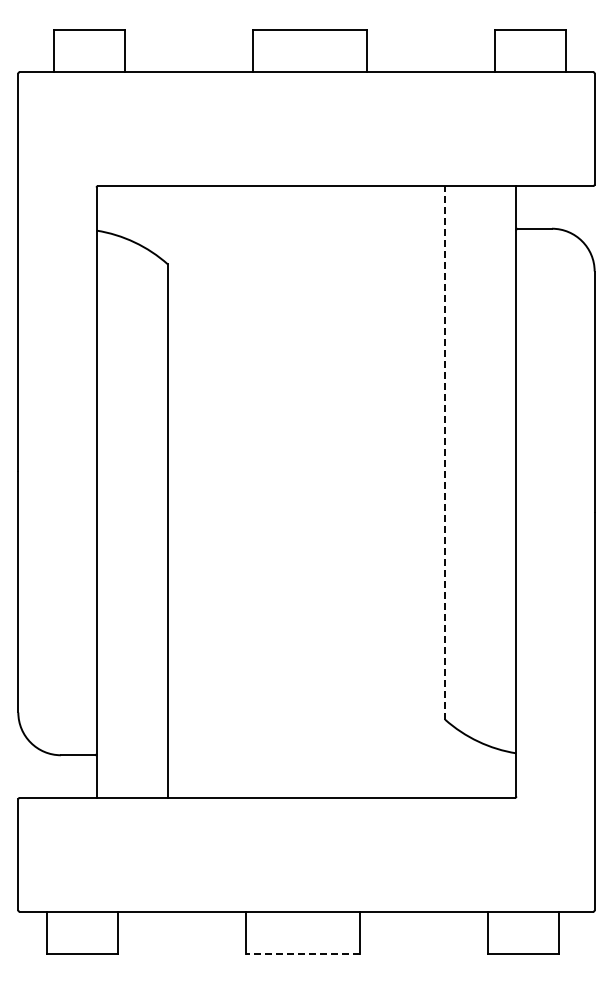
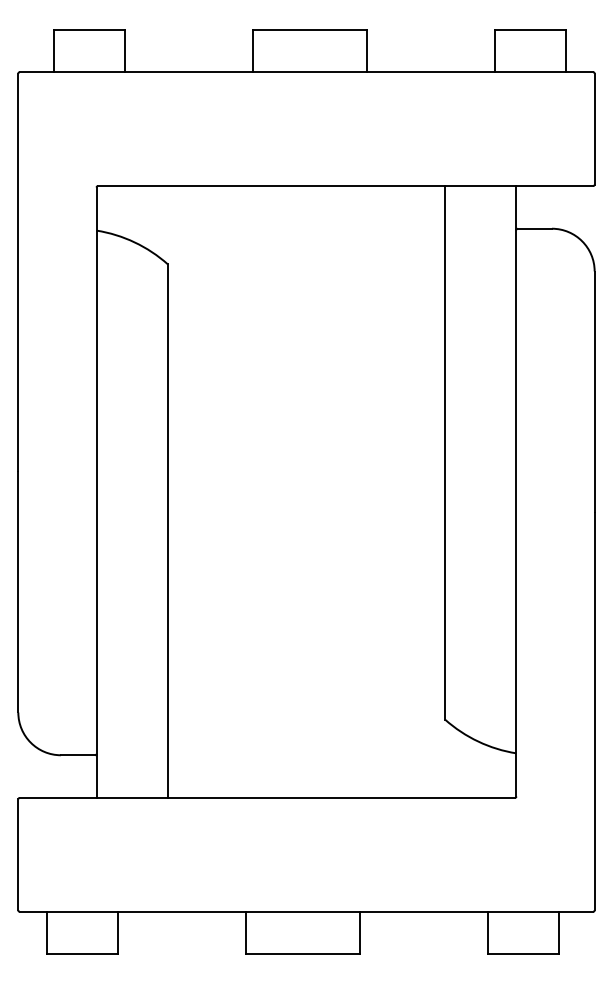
line: dashed -> solid (445, 452)
line: dashed -> solid (302, 954)
